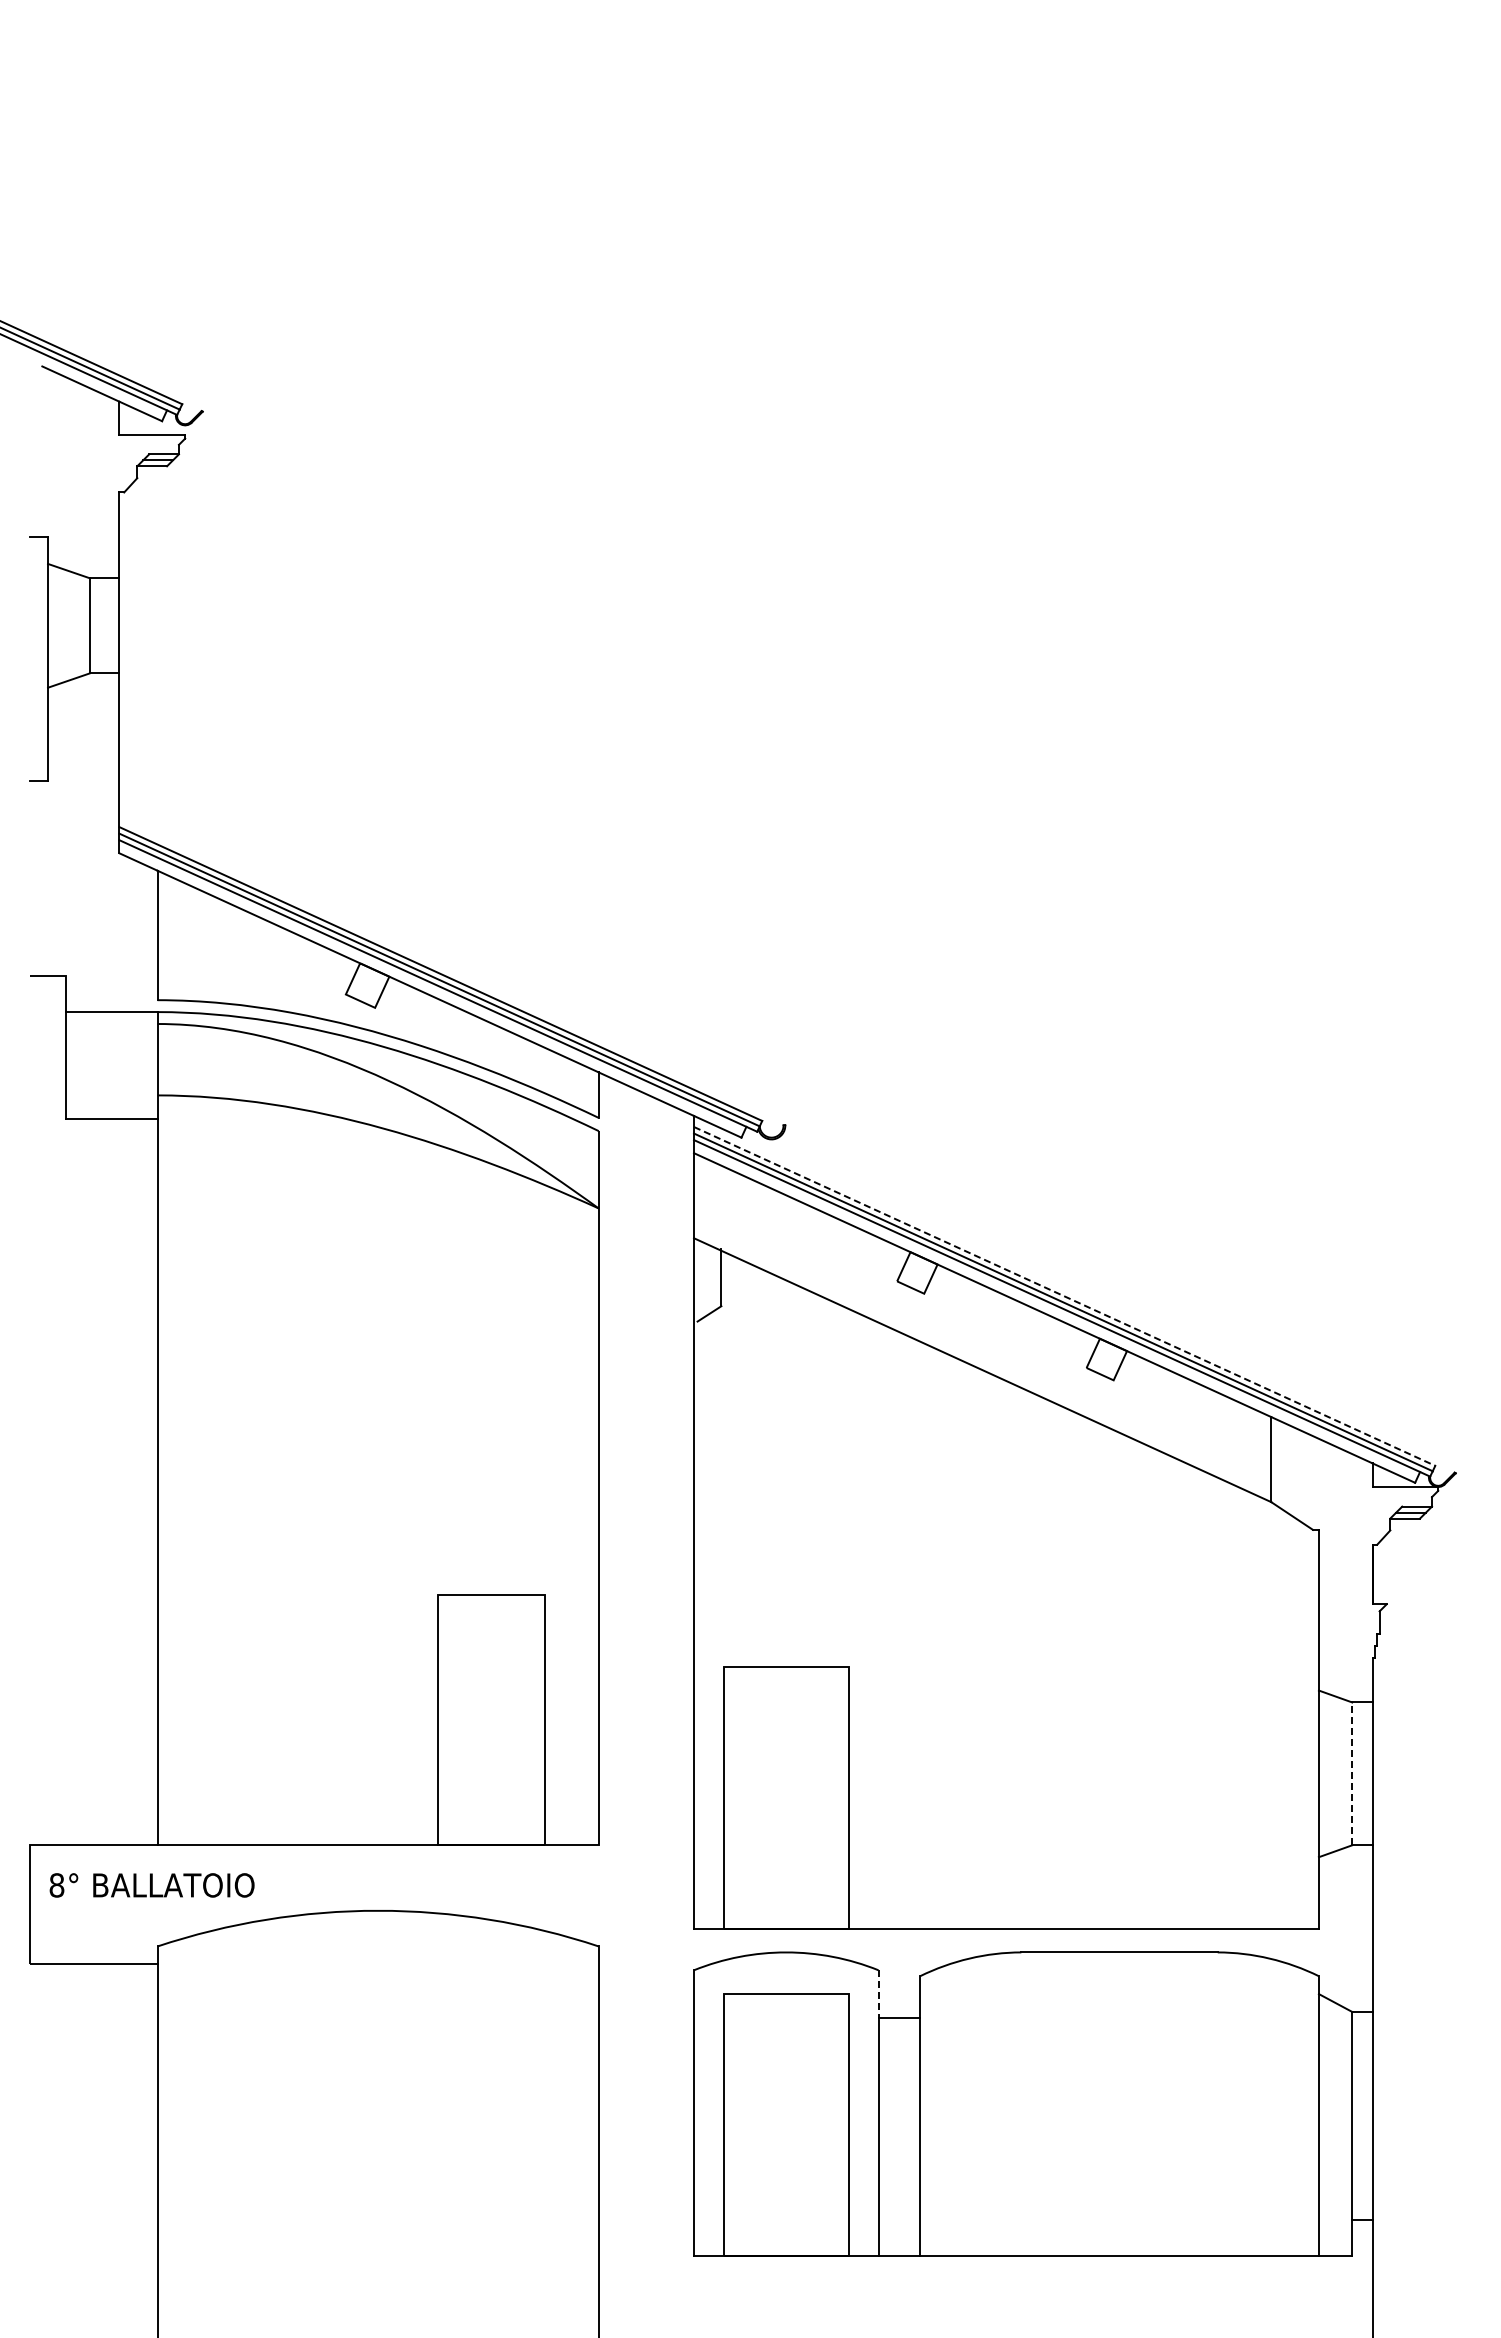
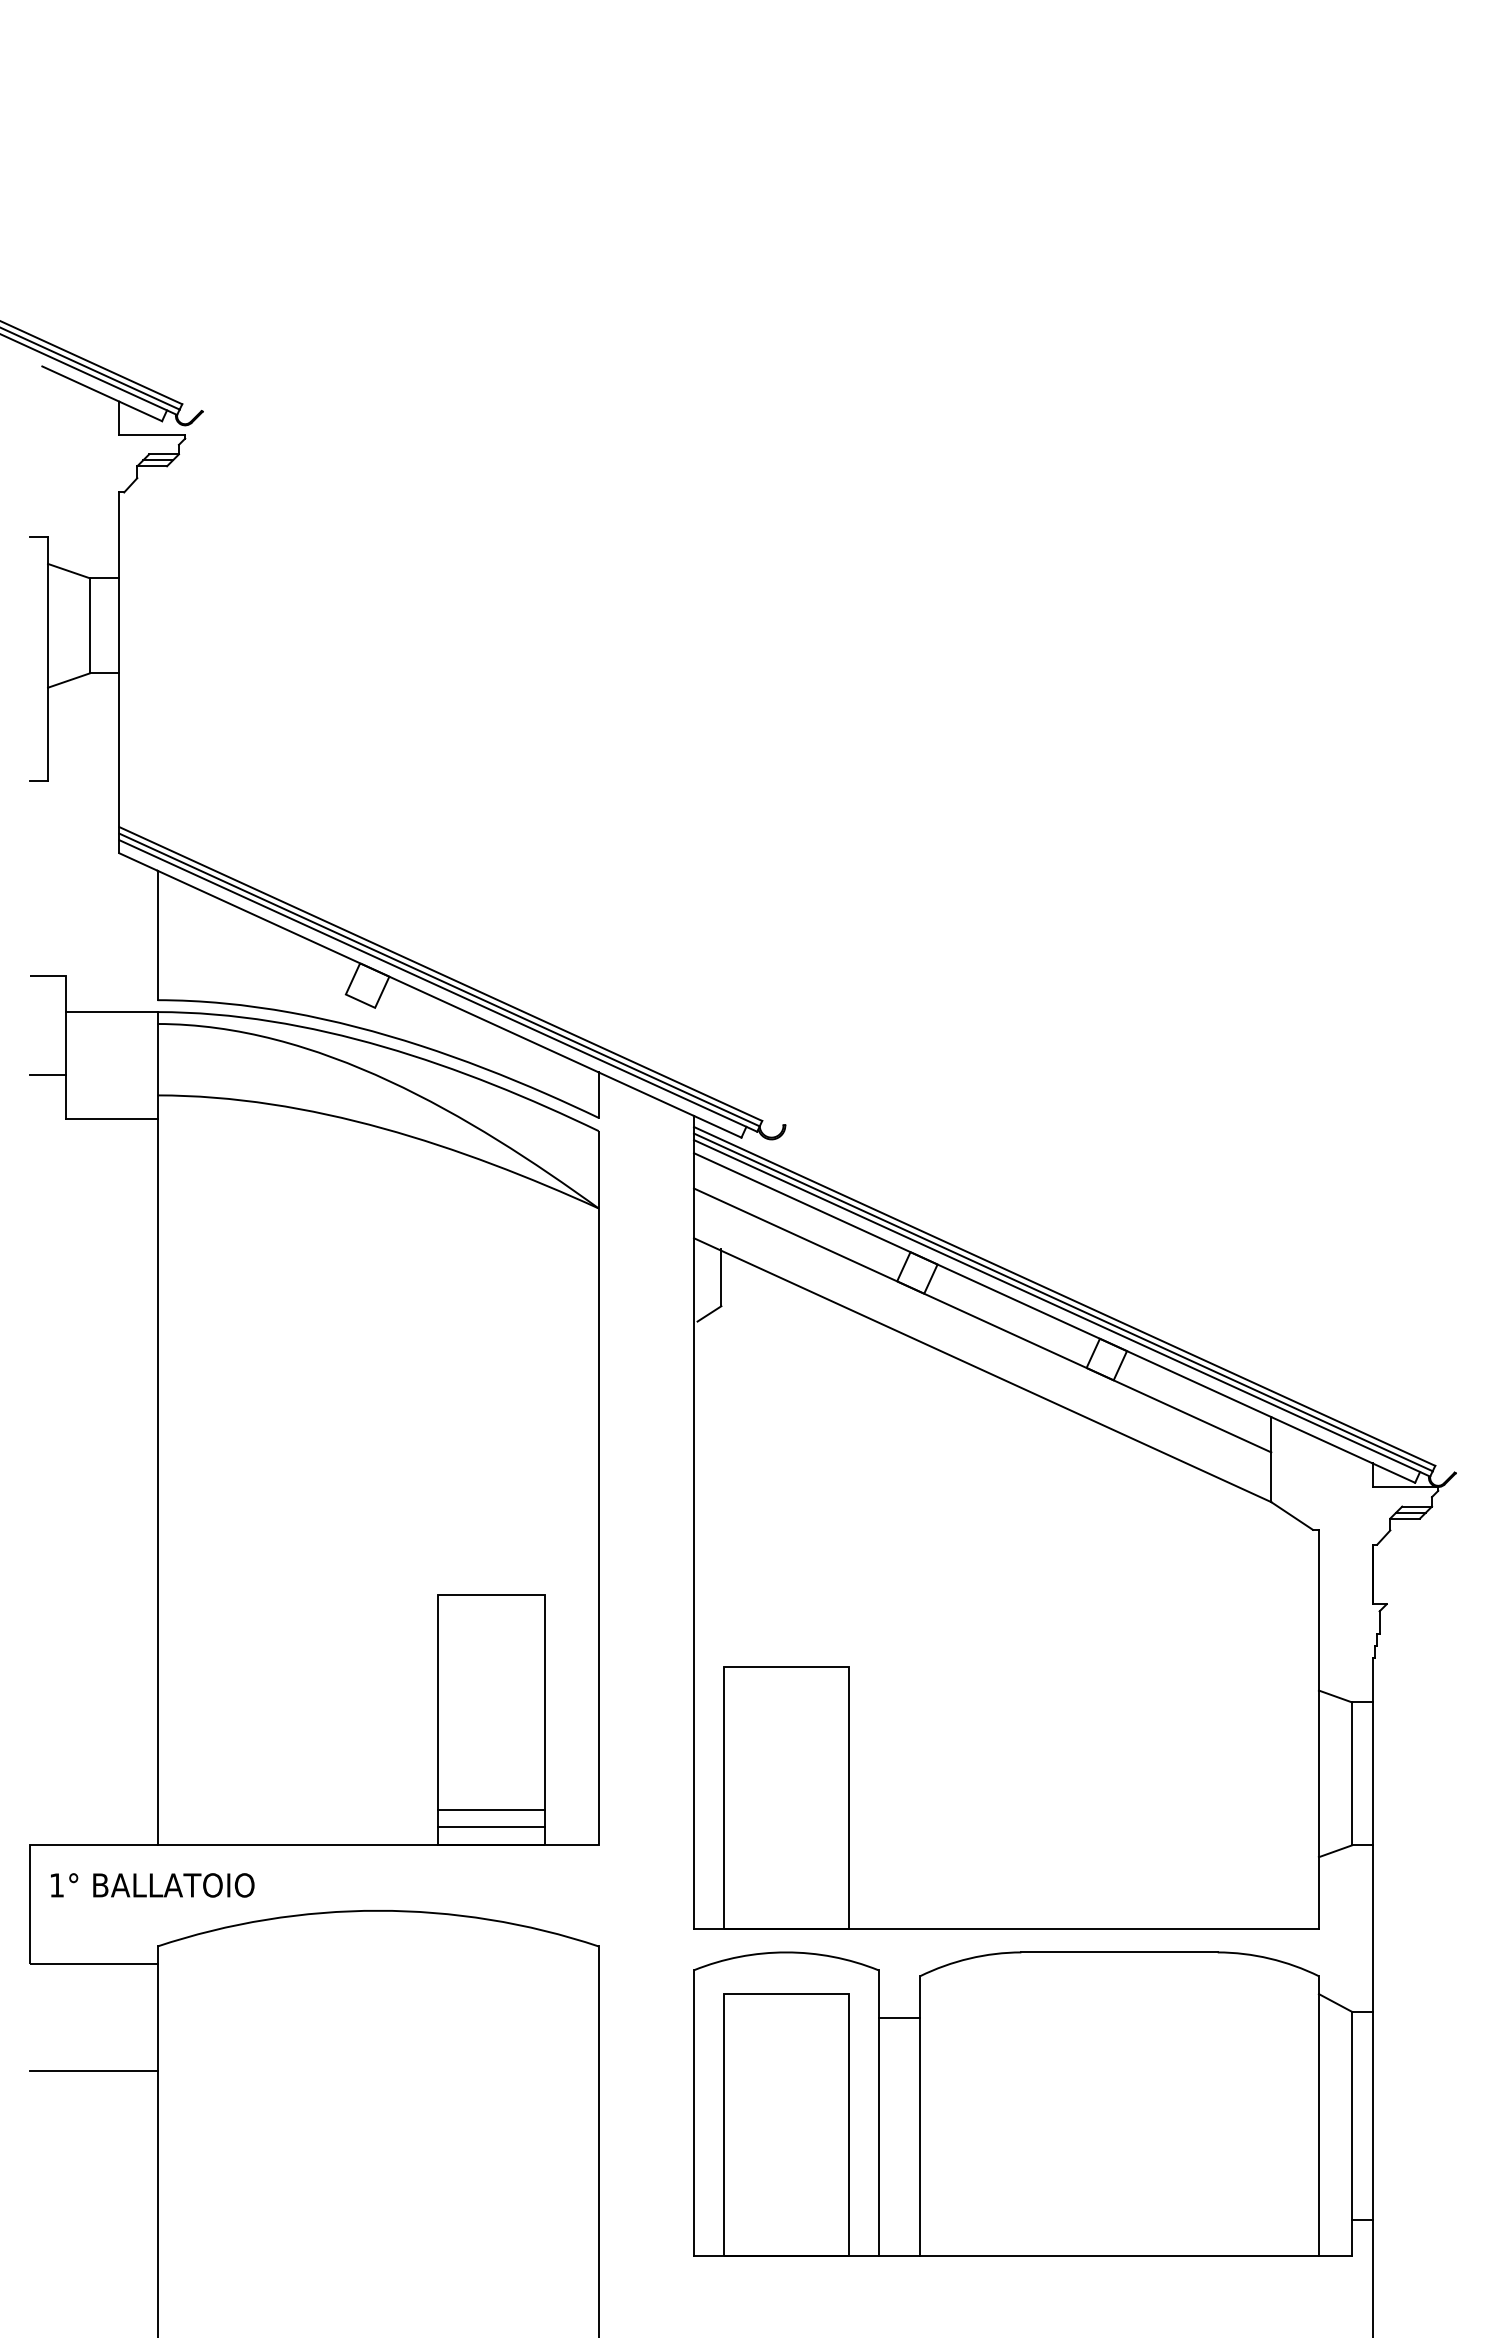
line: none -> present (47, 1074)
line: dashed -> solid (1064, 1296)
line: none -> present (982, 1320)
line: dashed -> solid (1352, 1773)
line: none -> present (491, 1809)
line: none -> present (491, 1827)
text: 8° -> 1° (56, 1885)
line: dashed -> solid (878, 1994)
line: none -> present (93, 2071)
